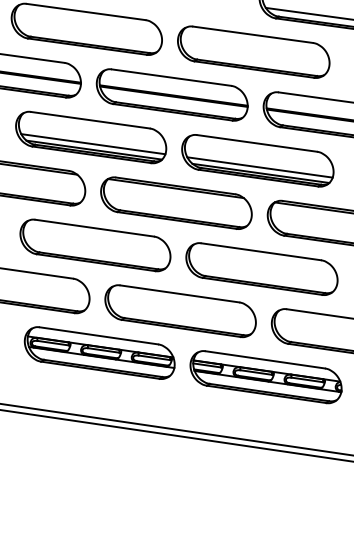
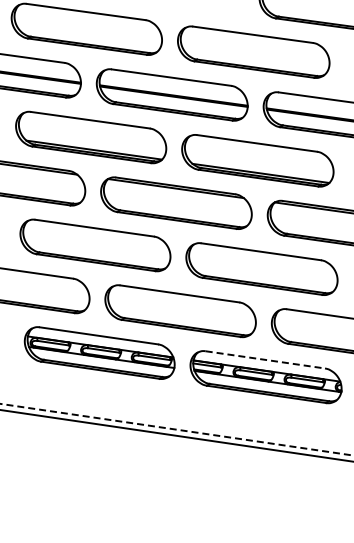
line: present -> none (307, 13)
line: present -> none (93, 144)
line: present -> none (259, 167)
line: solid -> dashed (265, 359)
line: solid -> dashed (177, 429)
